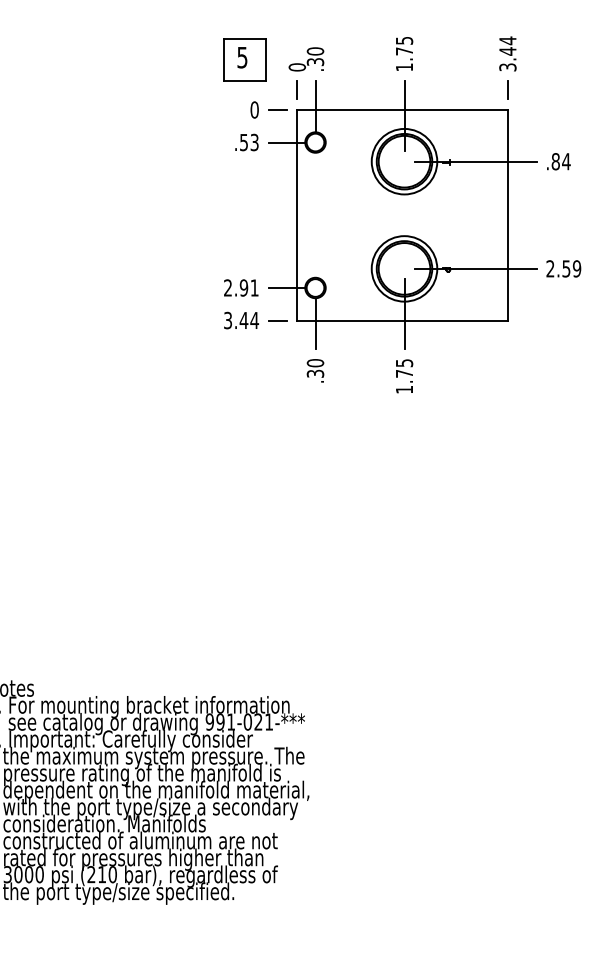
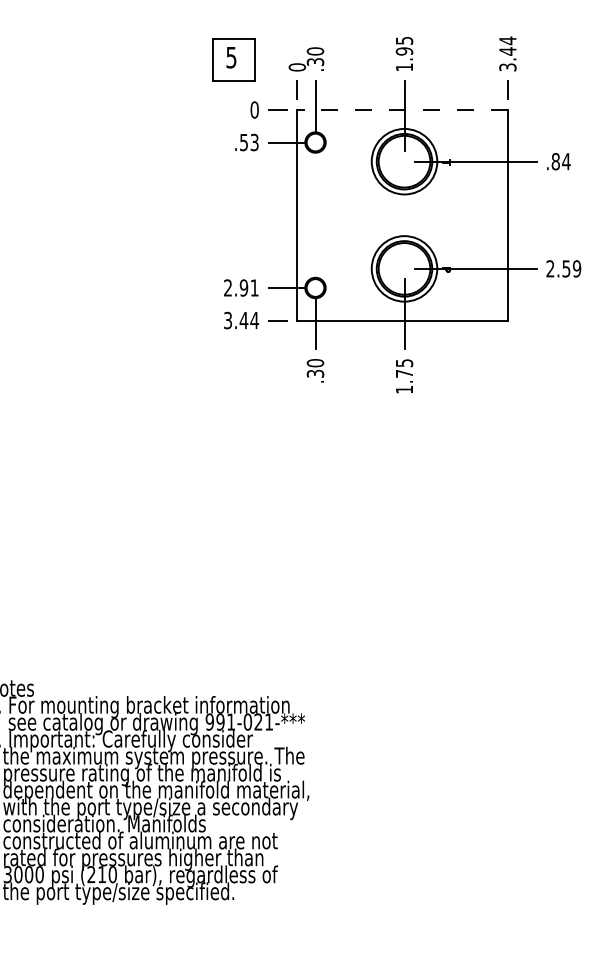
text: 1.75 -> 1.95 (404, 51)
part position: (244, 59) -> (233, 59) (233, 59)
line: solid -> dashed (402, 110)
